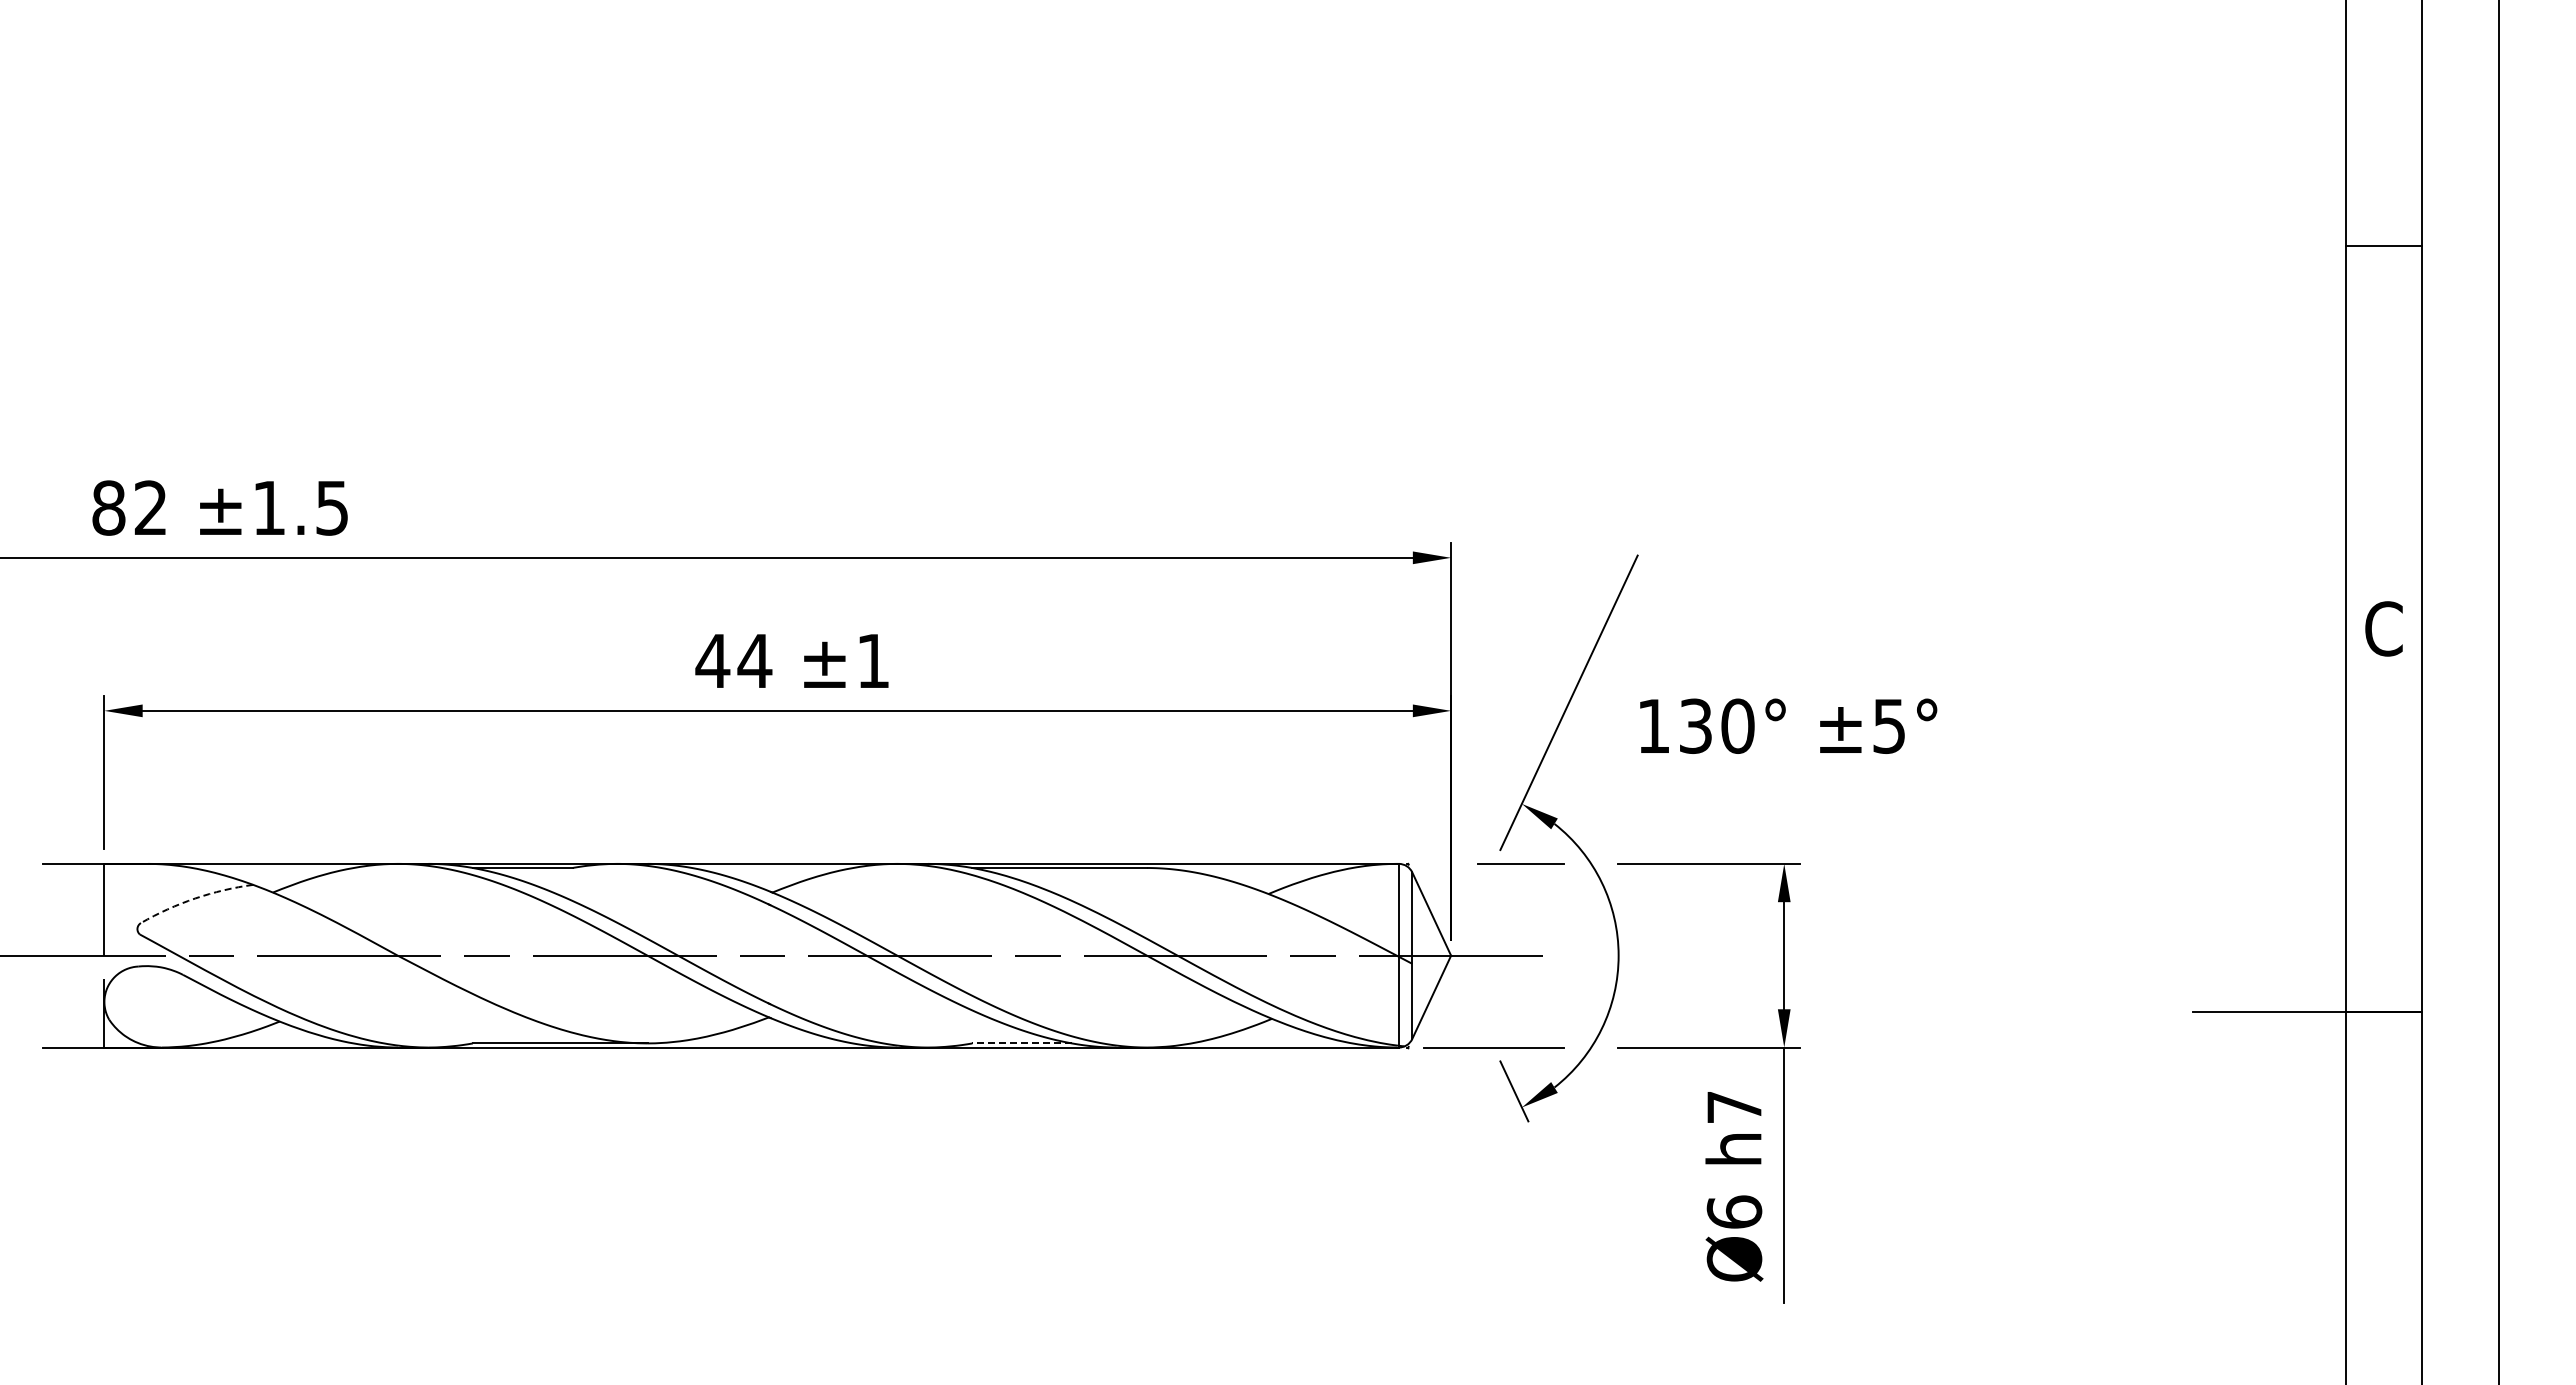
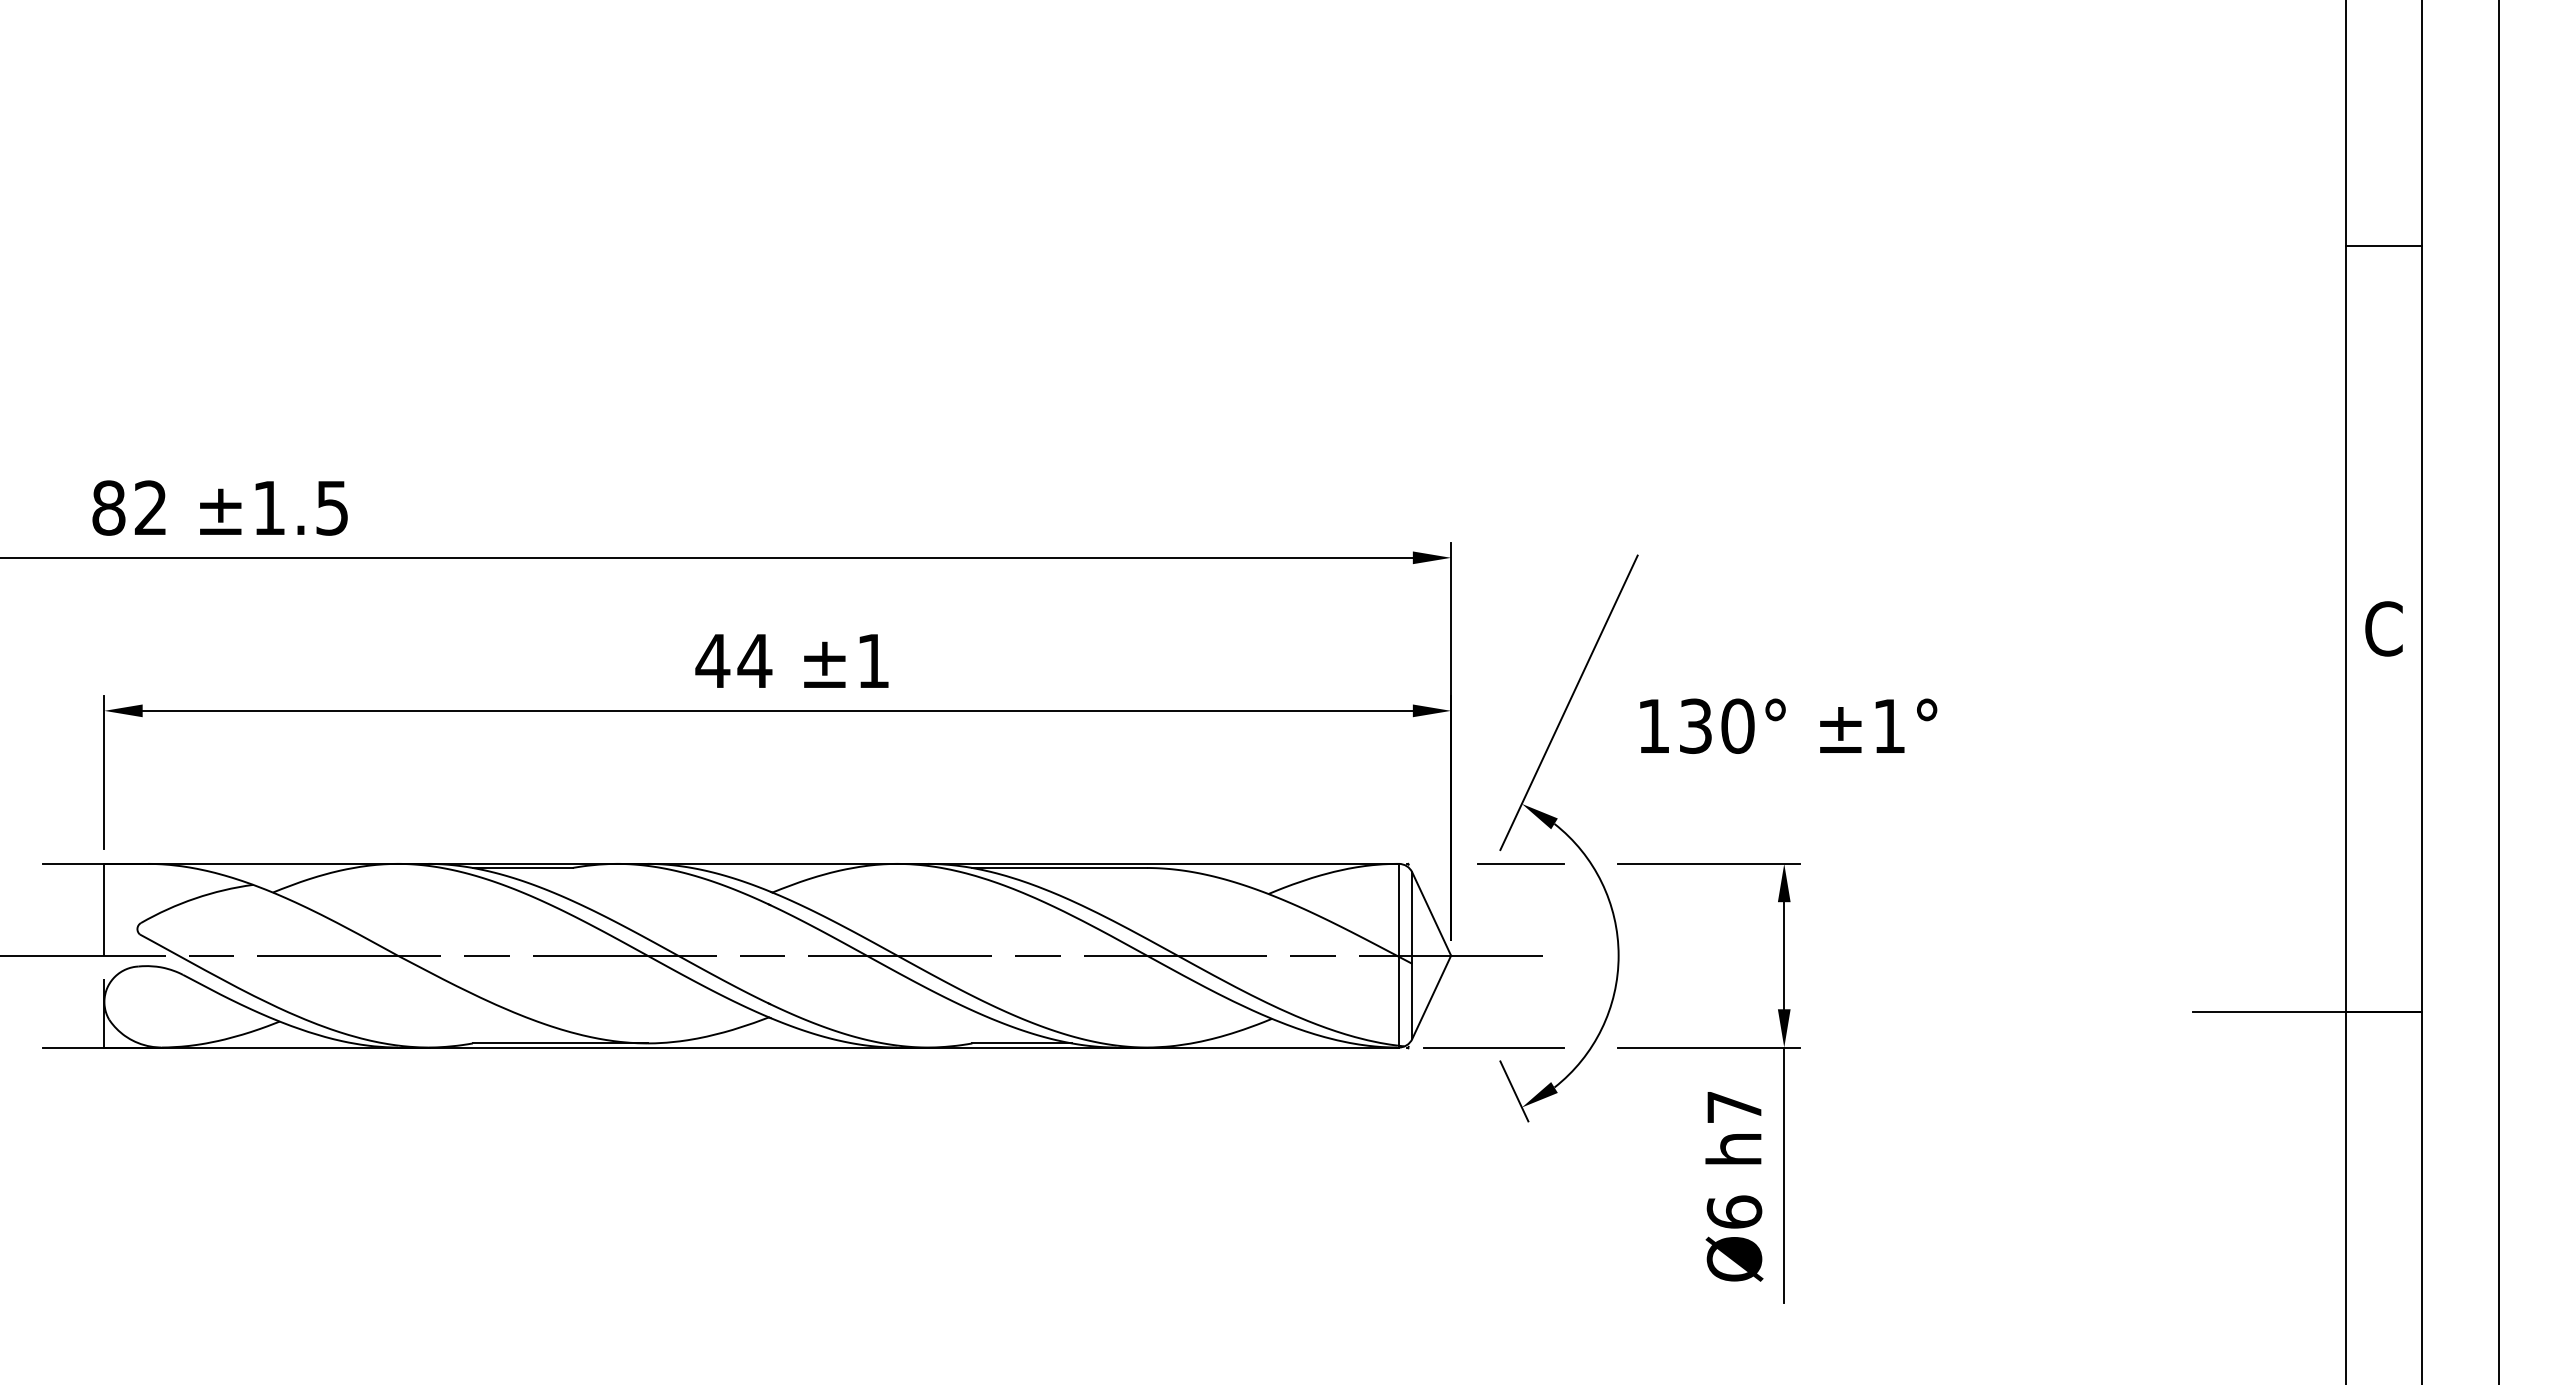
text: ±5° -> ±1° (1888, 726)
arc: dashed -> solid (195, 898)
line: dashed -> solid (1022, 1043)
